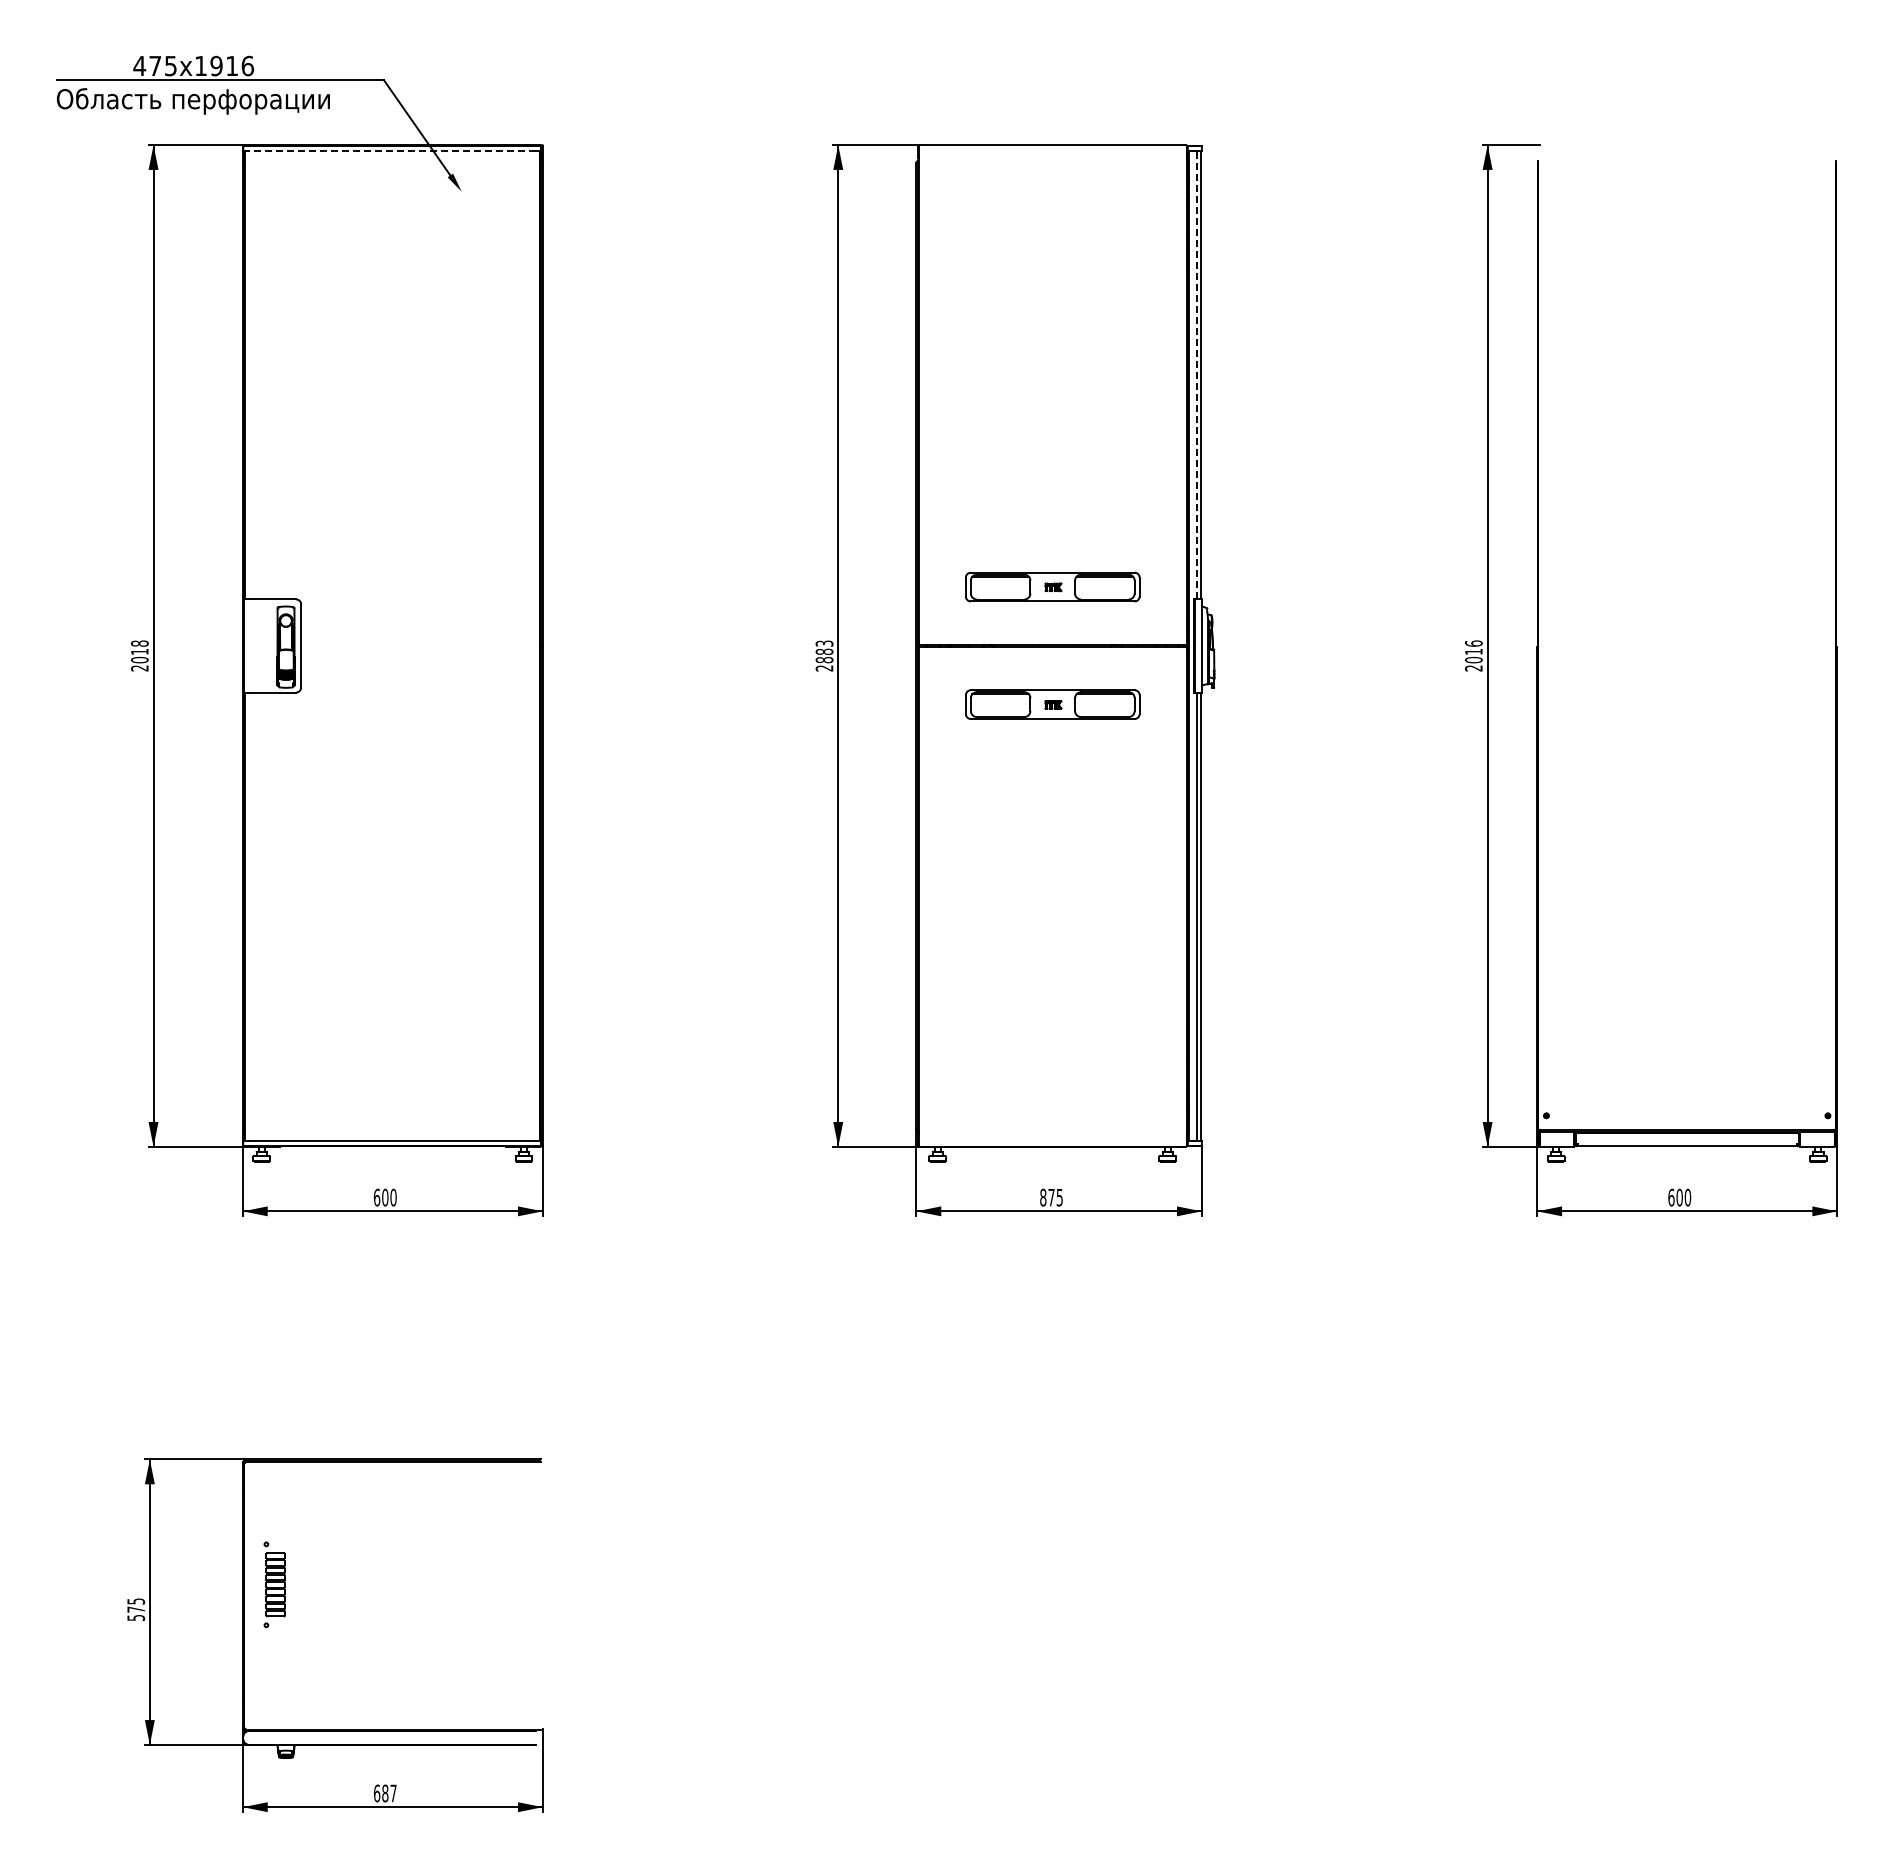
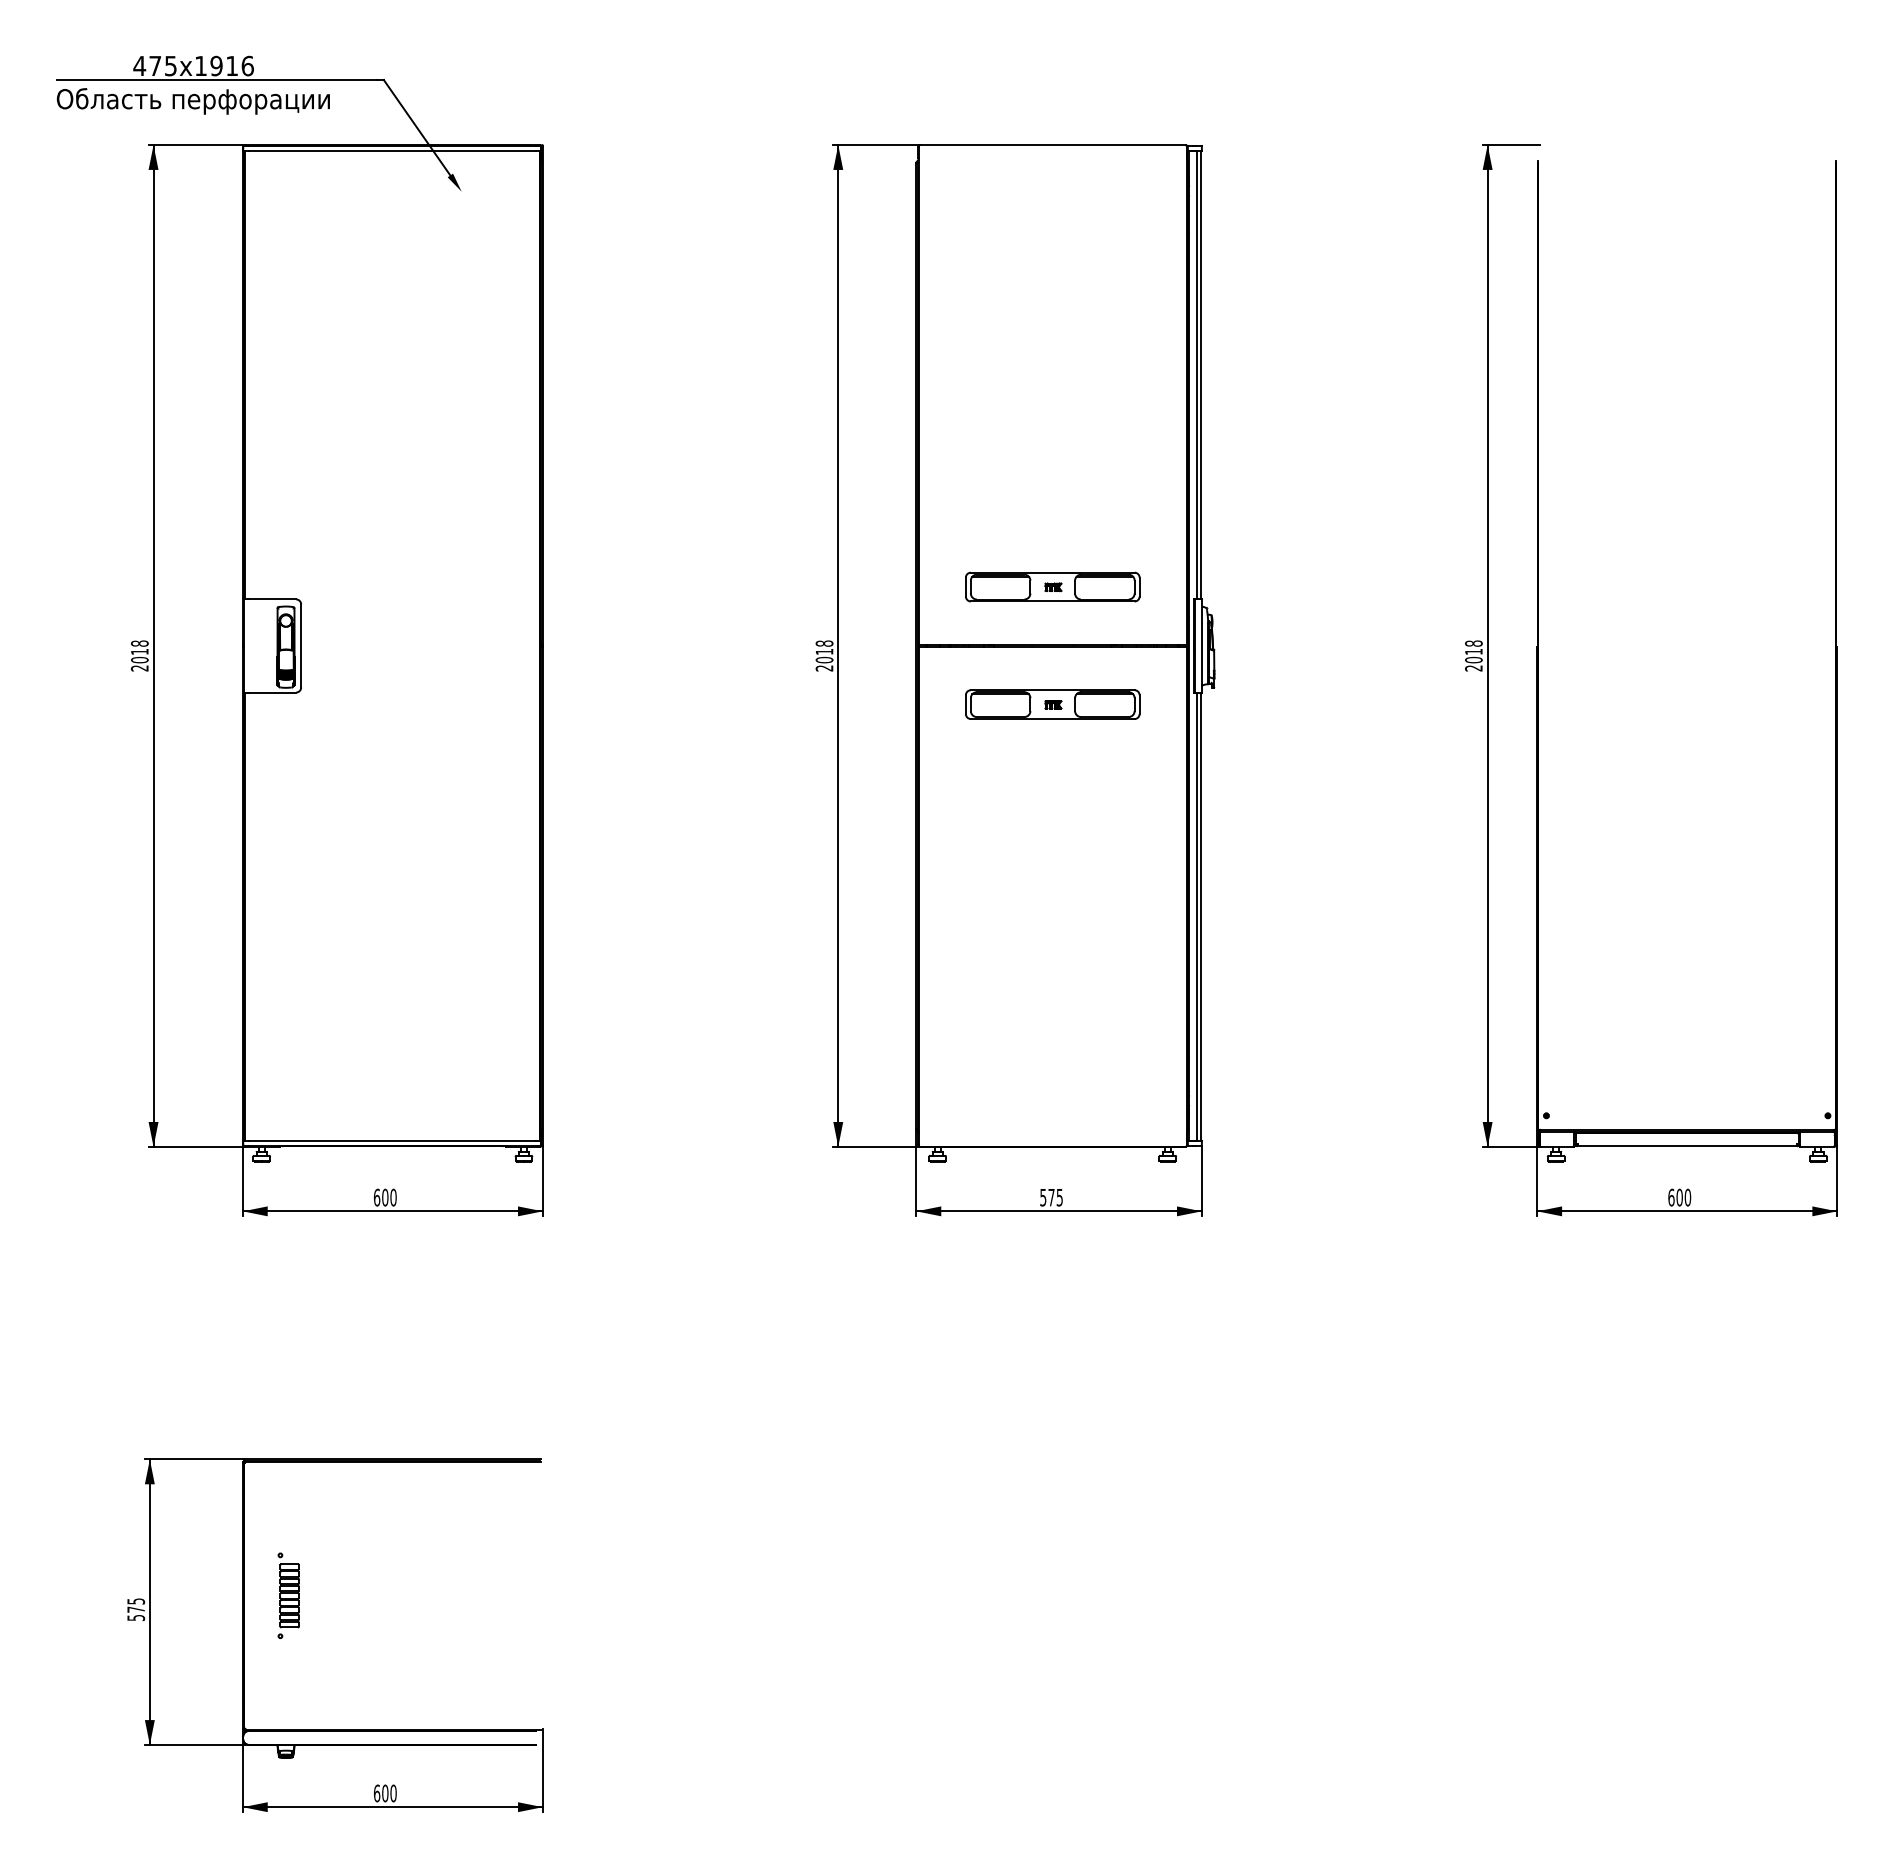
line: dashed -> solid (391, 150)
line: dashed -> solid (1196, 374)
text: 2016 -> 2018 (1473, 643)
text: 2883 -> 2018 (824, 651)
text: 875 -> 575 (1043, 1197)
part position: (274, 1584) -> (288, 1595) (288, 1595)
text: 687 -> 600 (389, 1793)
